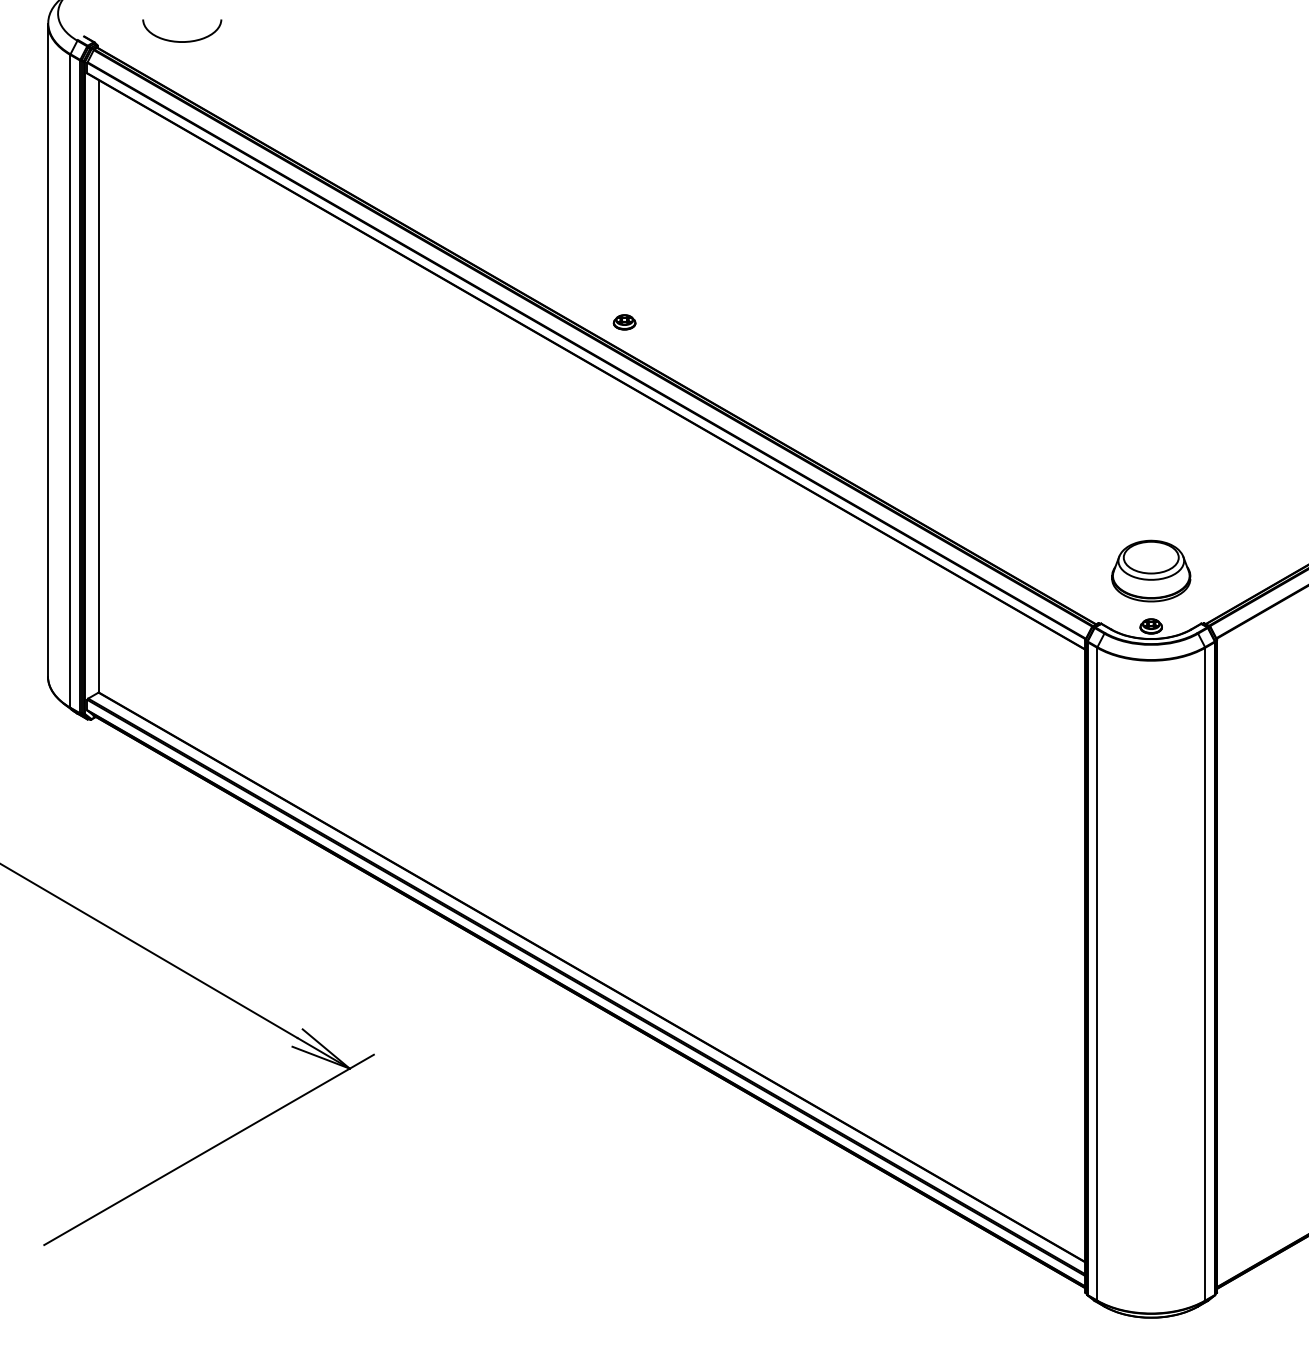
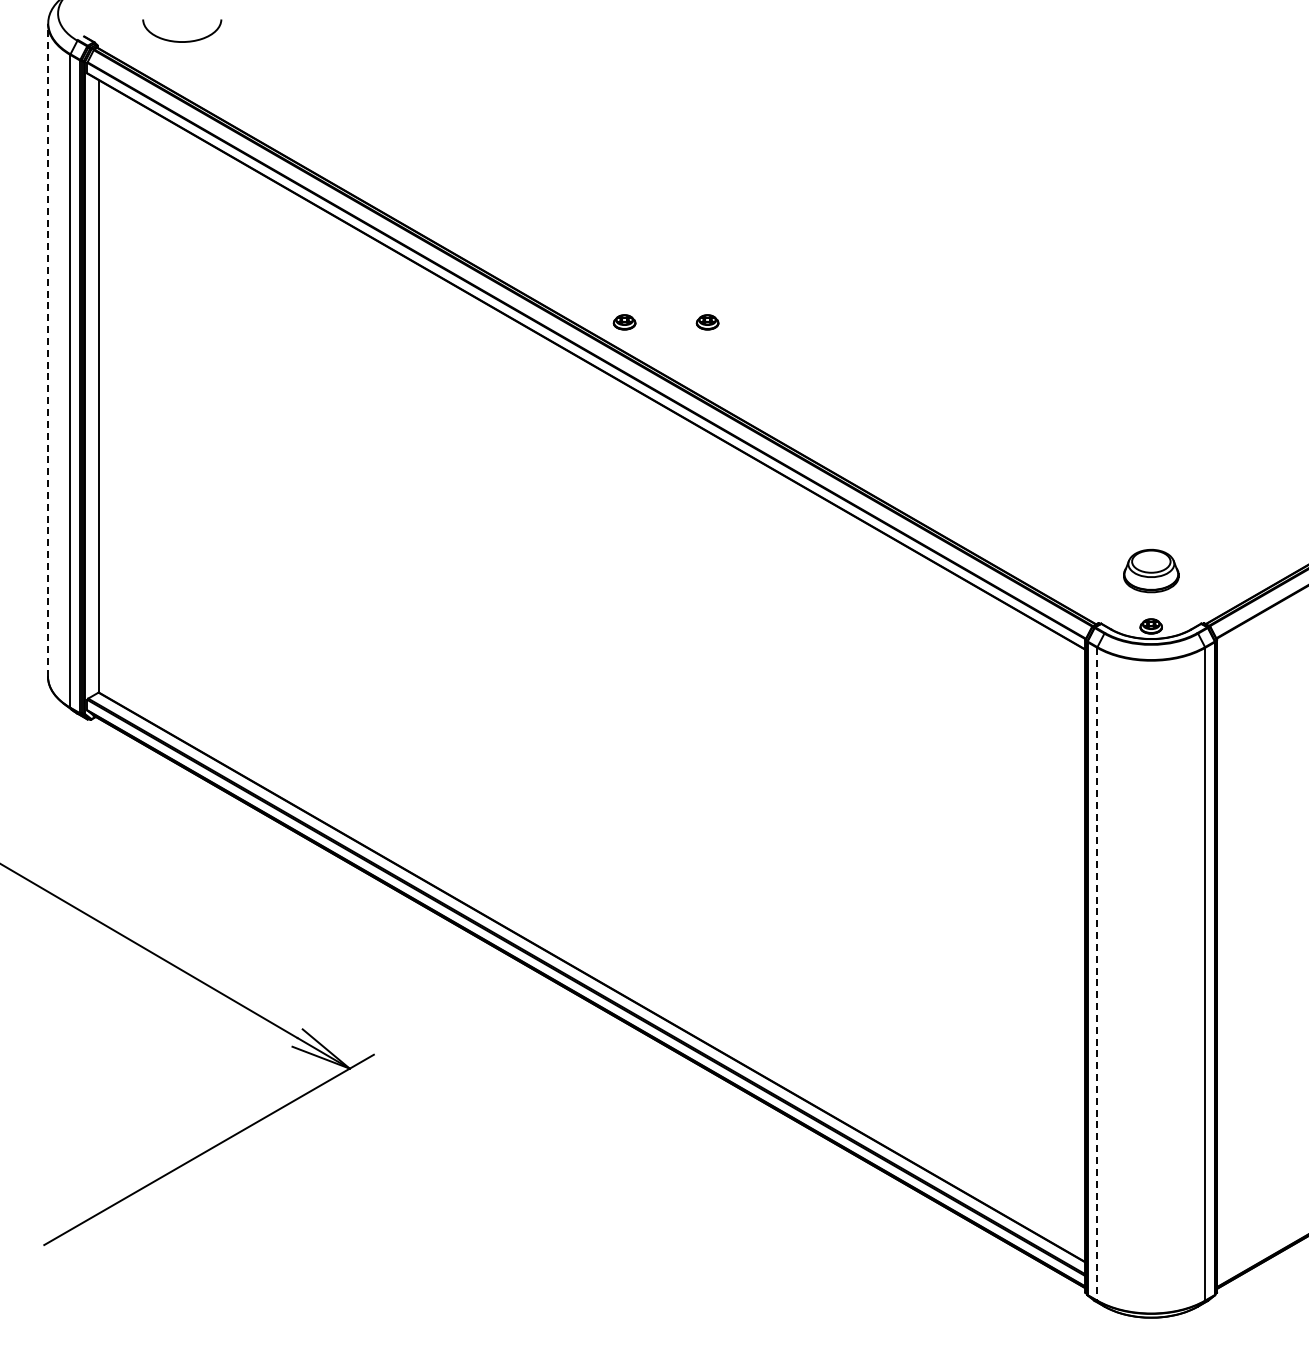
part: none -> present (707, 322)
line: solid -> dashed (47, 349)
part size: 81x64 px -> 57x46 px (1151, 570)
line: solid -> dashed (1097, 974)
